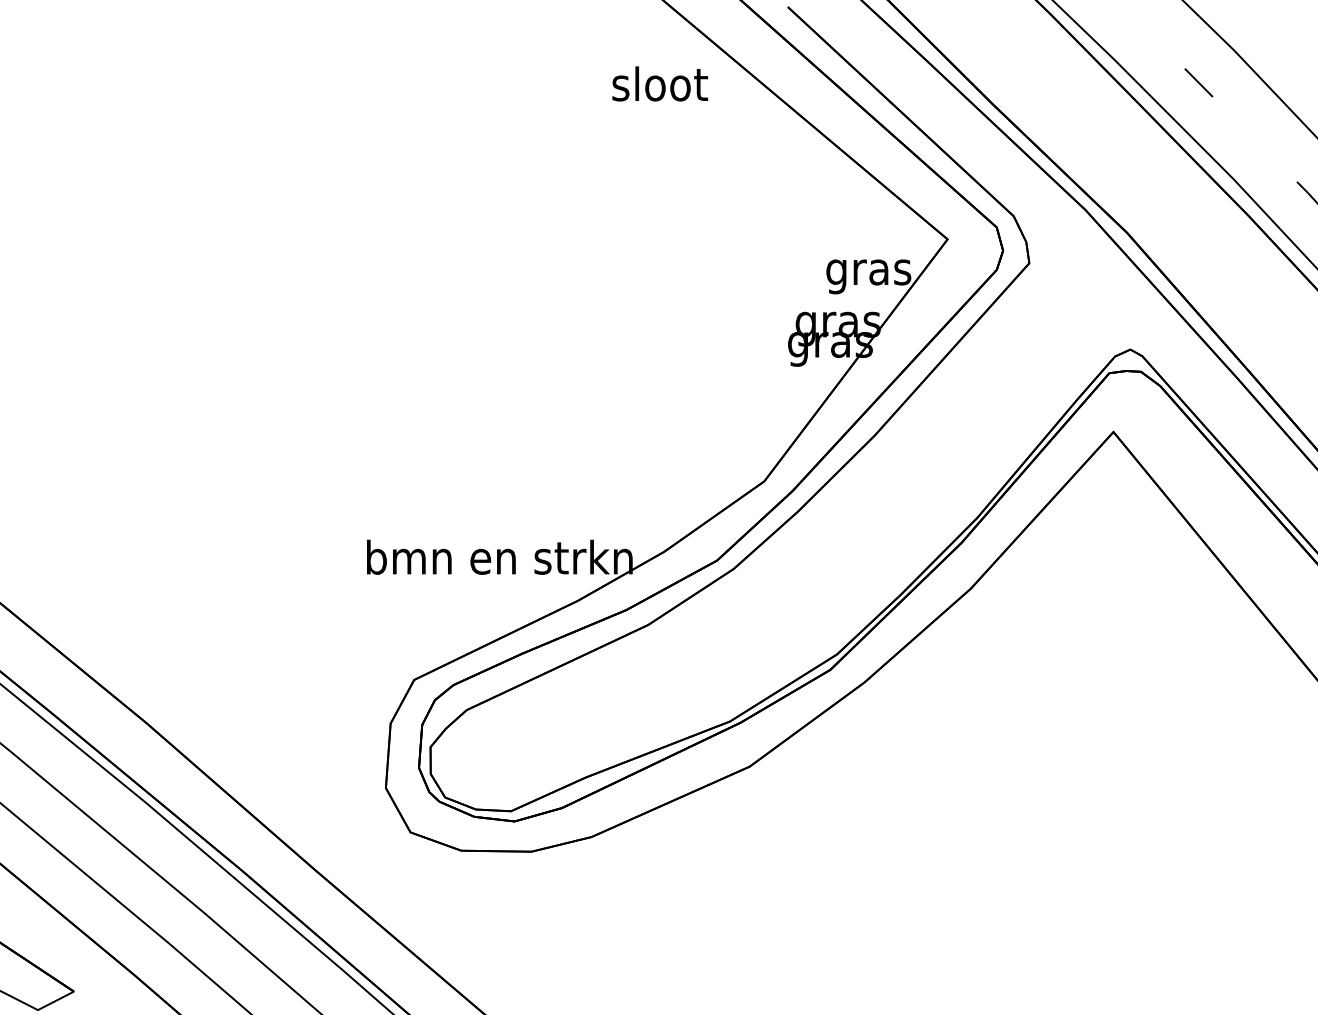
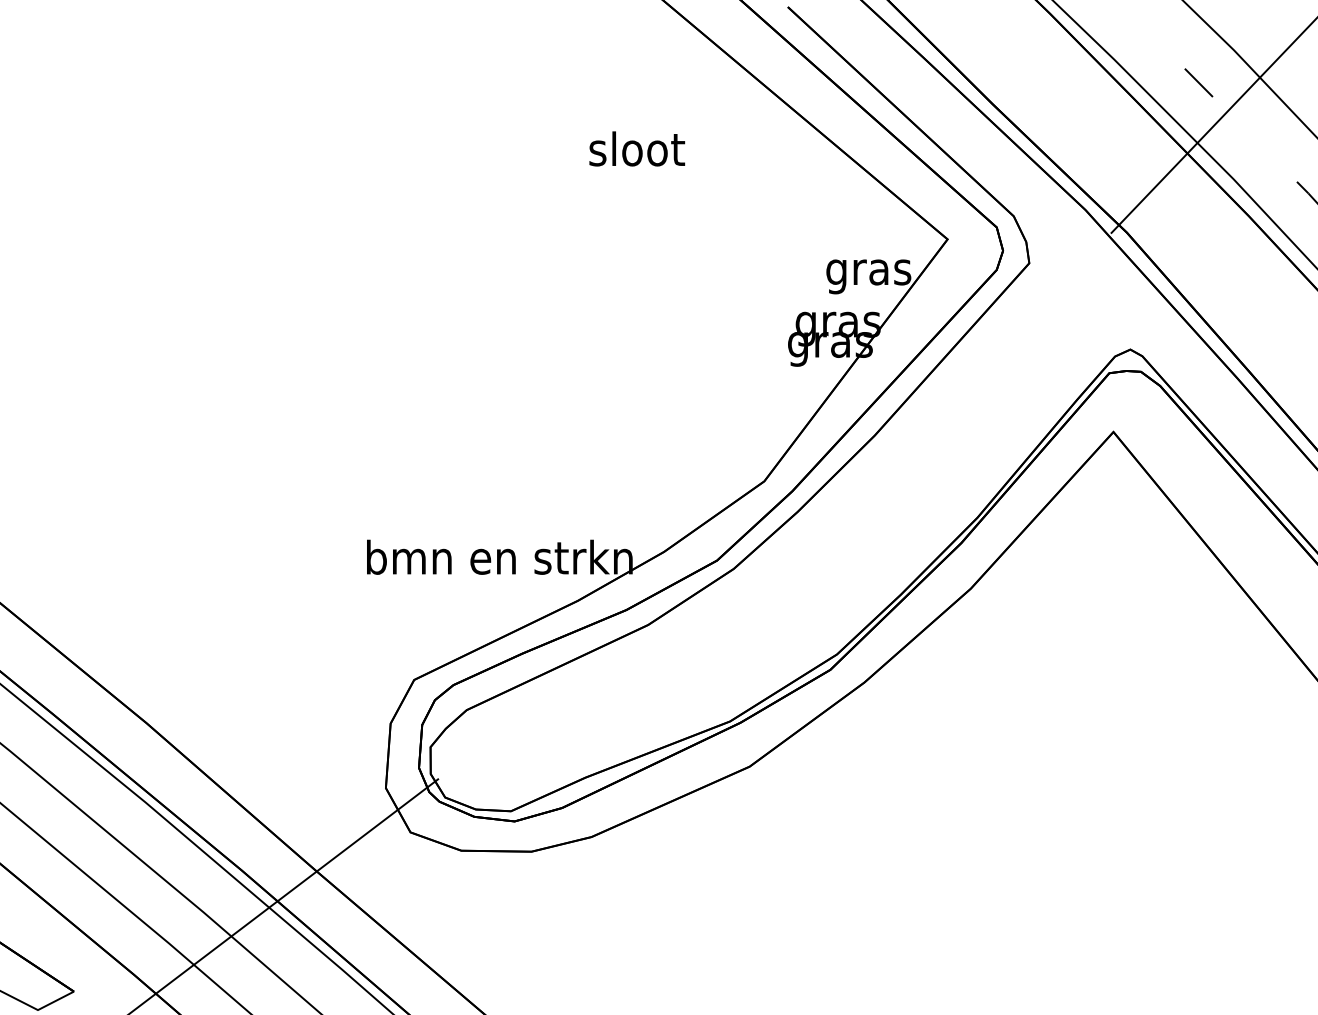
text position: (660, 83) -> (637, 148) (637, 148)
line: none -> present (1212, 126)
line: none -> present (285, 895)
